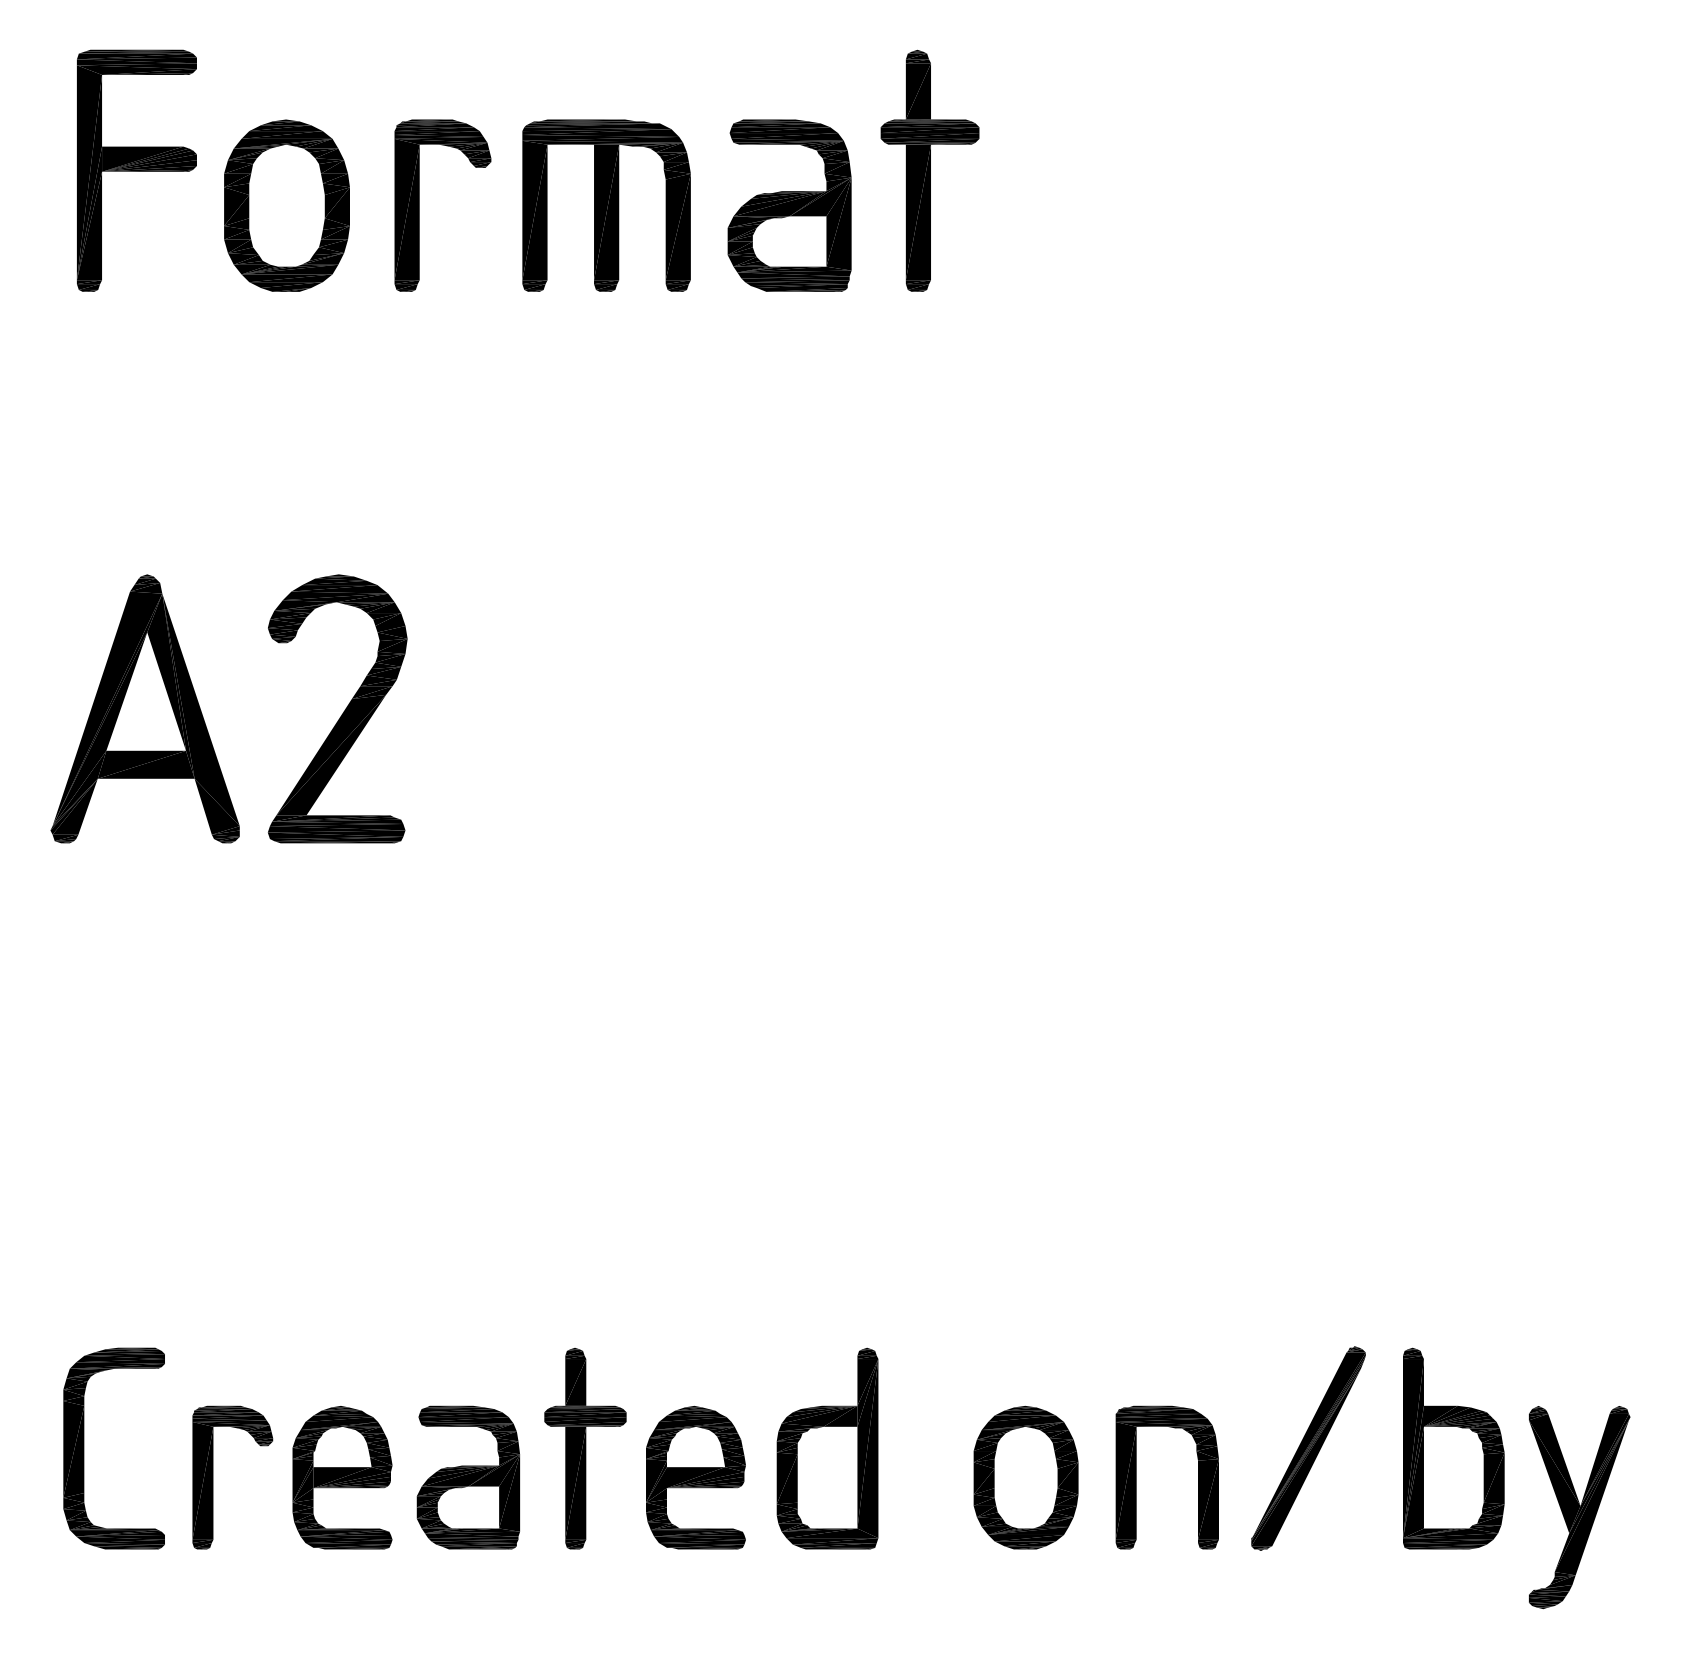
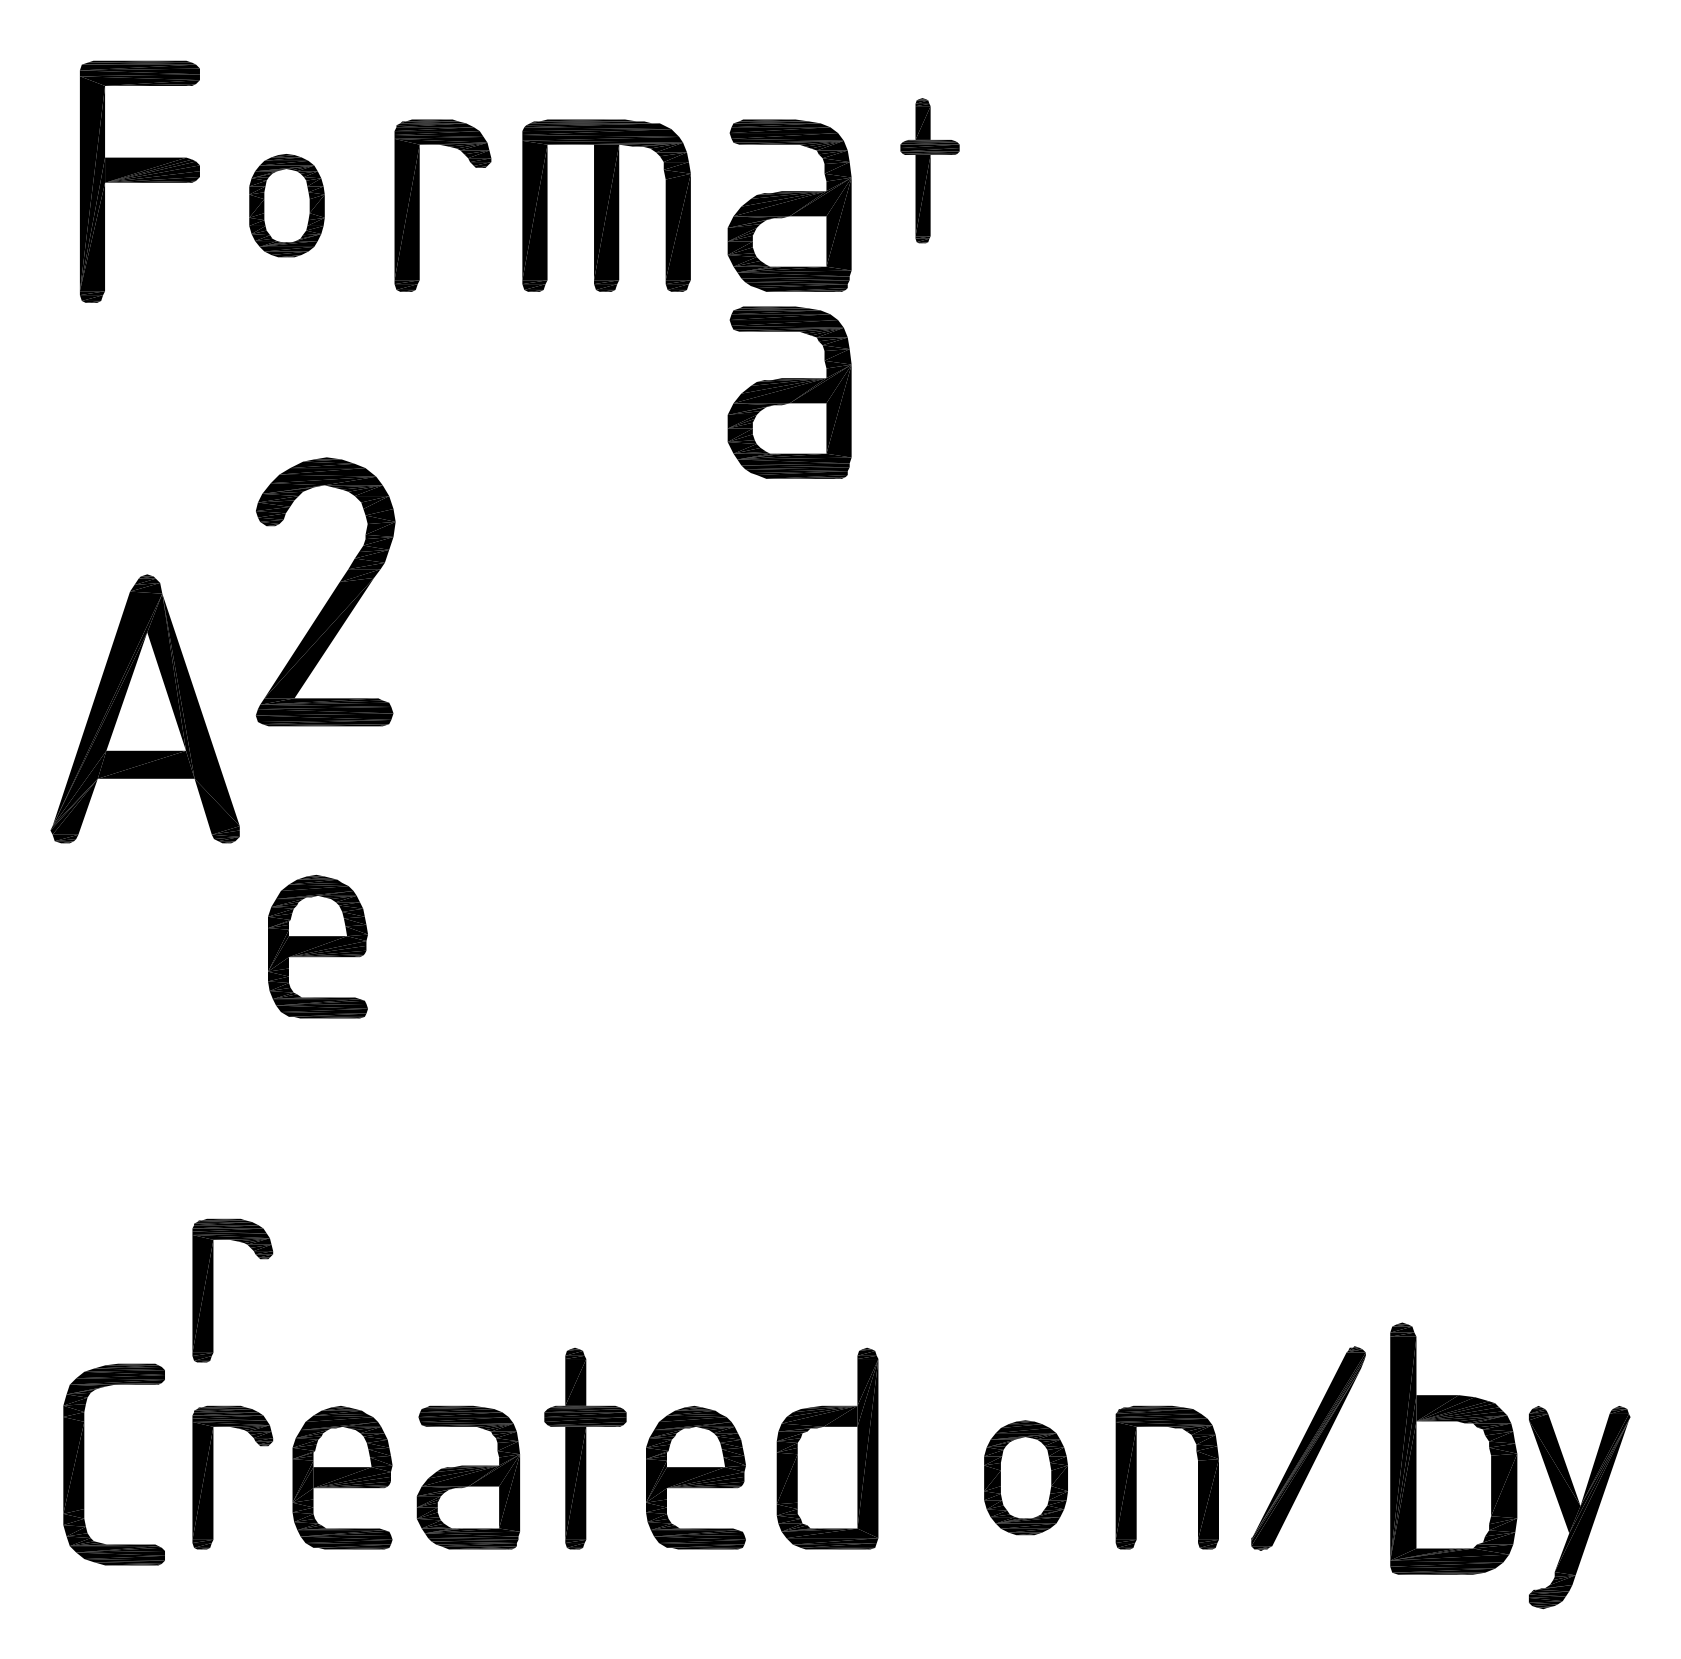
part position: (136, 170) -> (139, 181) (139, 181)
part size: 100x243 px -> 60x146 px (929, 170)
part size: 126x173 px -> 76x104 px (286, 205)
part: none -> present (789, 392)
part position: (343, 711) -> (331, 594) (331, 594)
part: none -> present (317, 946)
part: none -> present (213, 1290)
part position: (84, 1448) -> (84, 1464) (84, 1464)
part size: 102x203 px -> 128x253 px (1453, 1448)
part size: 106x144 px -> 84x116 px (1025, 1477)
